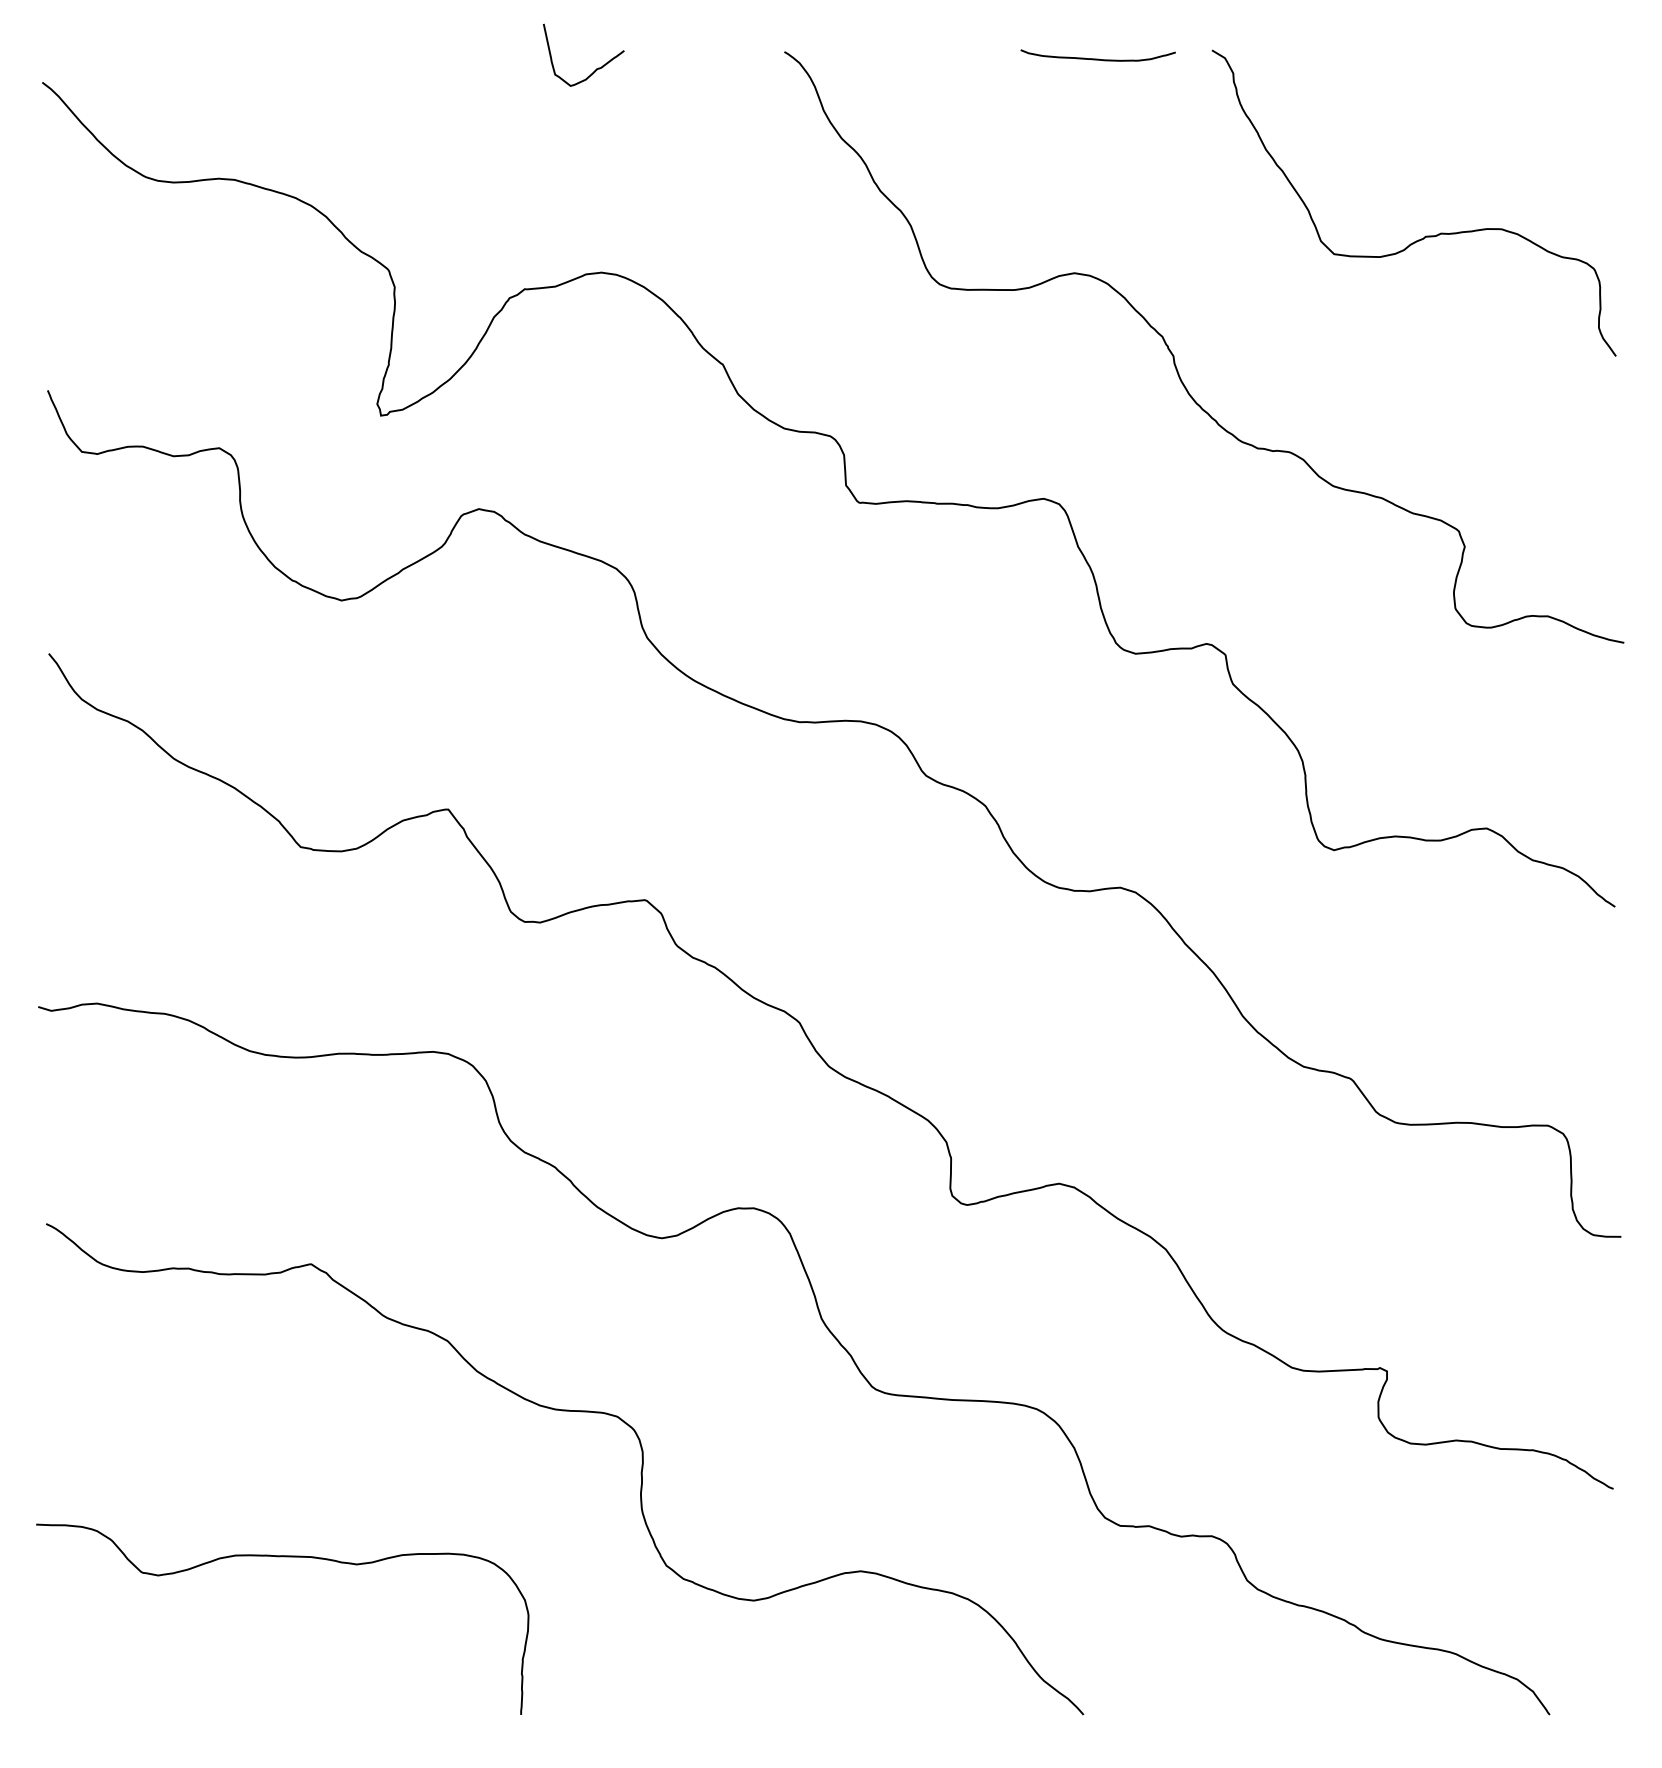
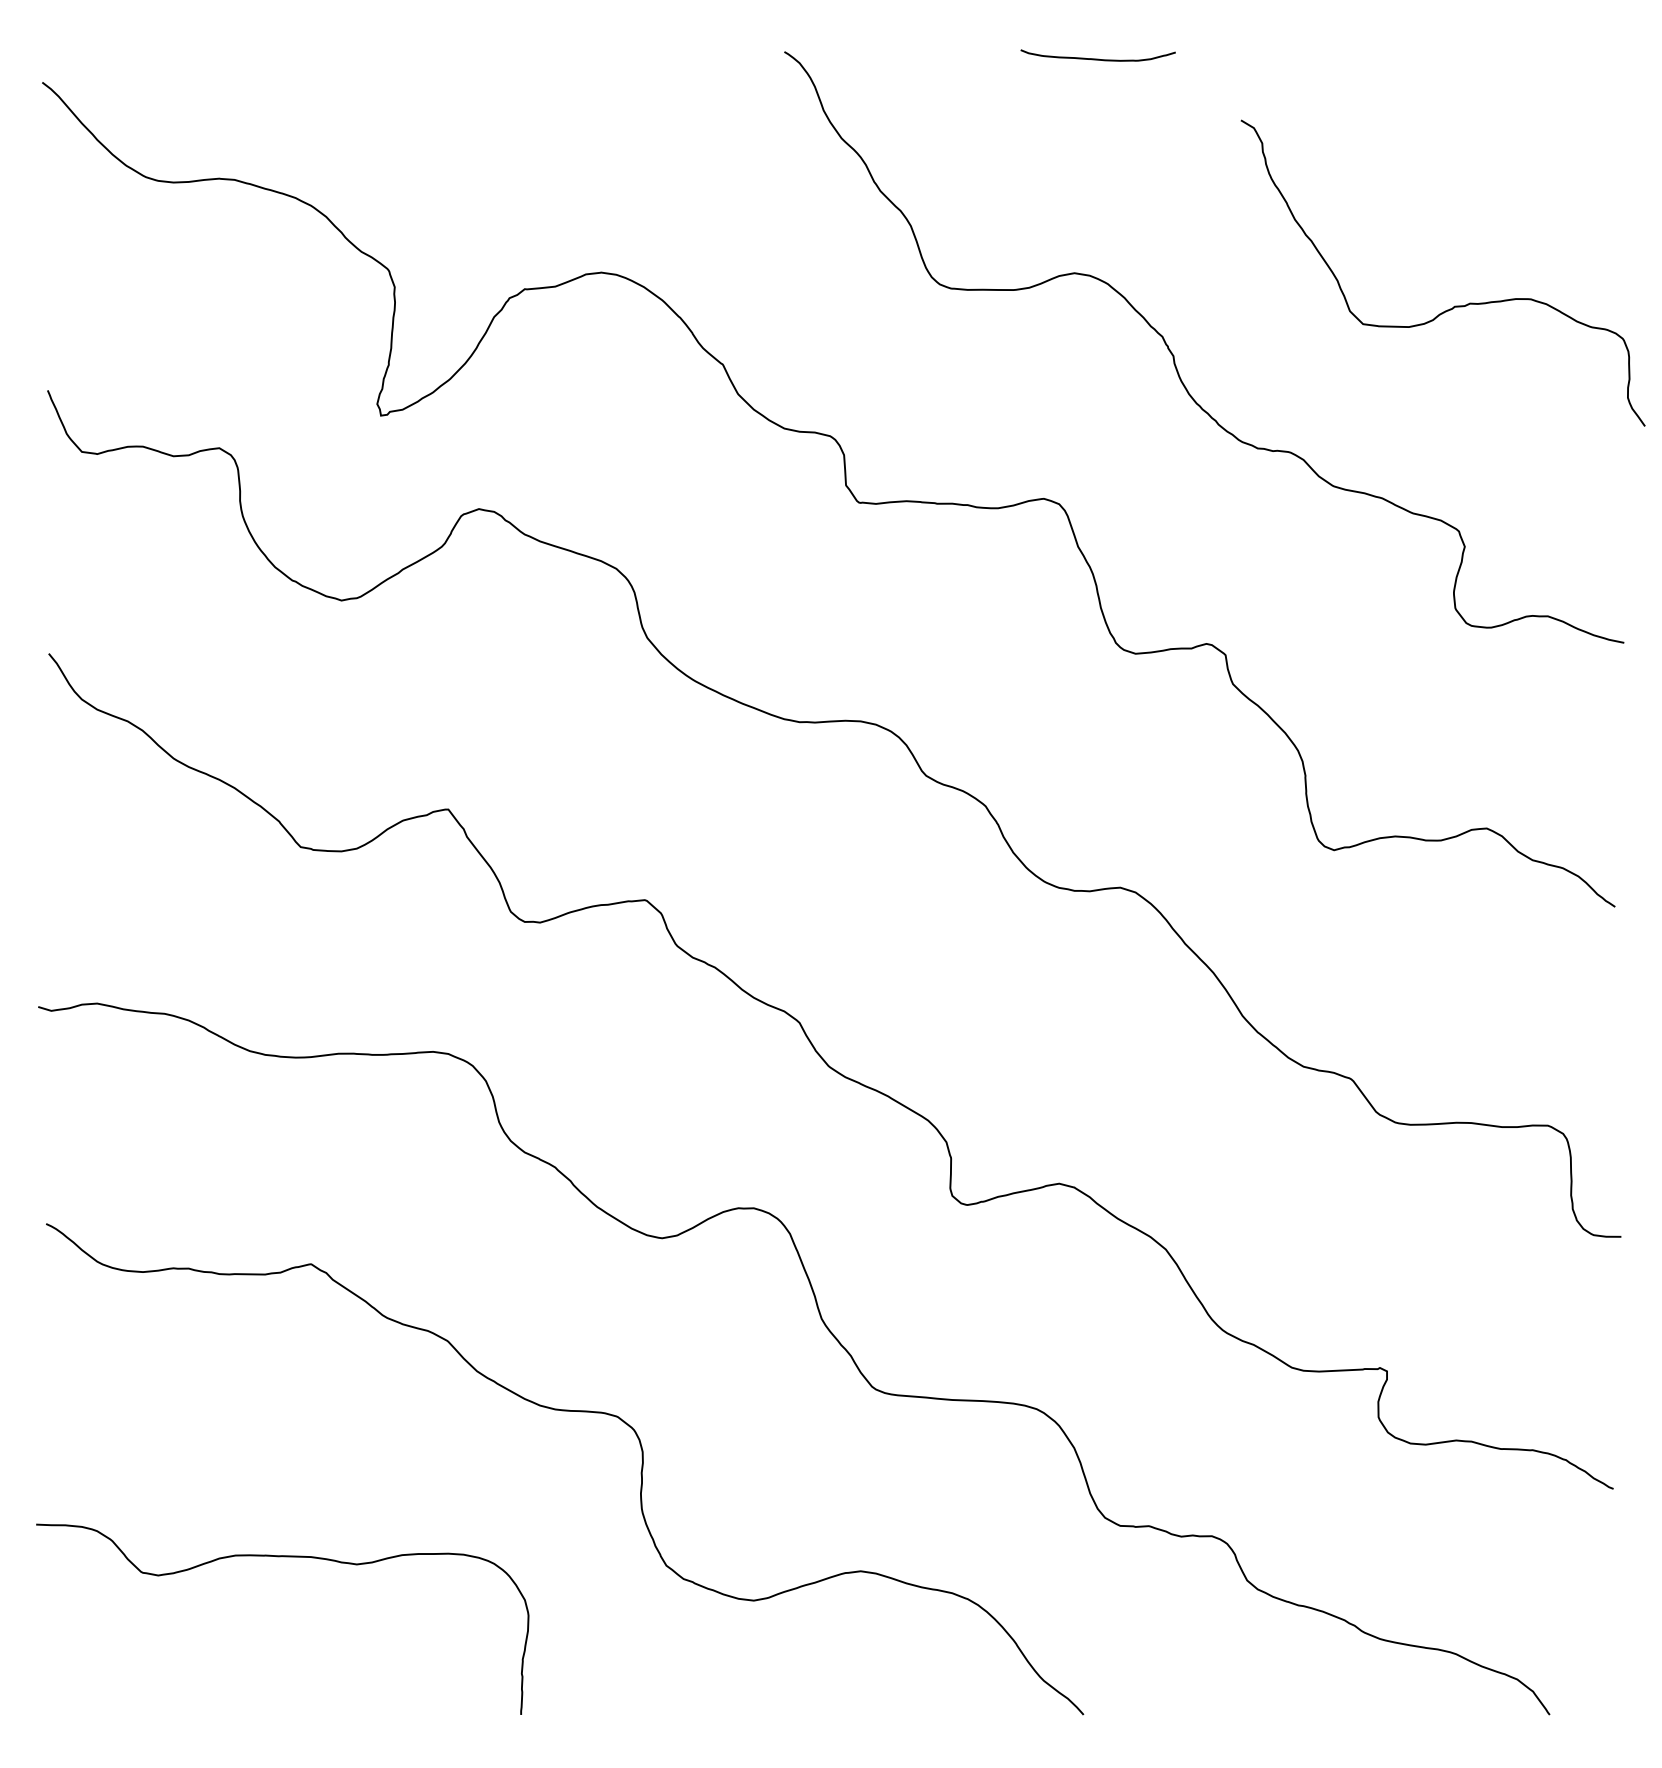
curve: present -> none (596, 68)
curve position: (1425, 235) -> (1454, 305) (1454, 305)
